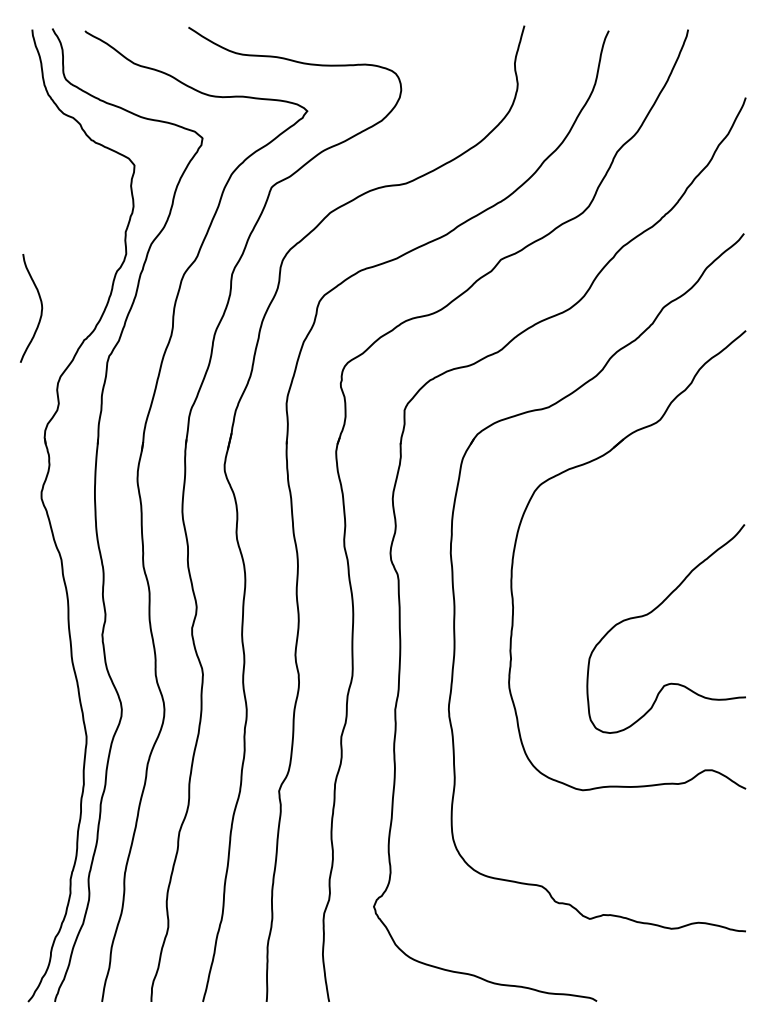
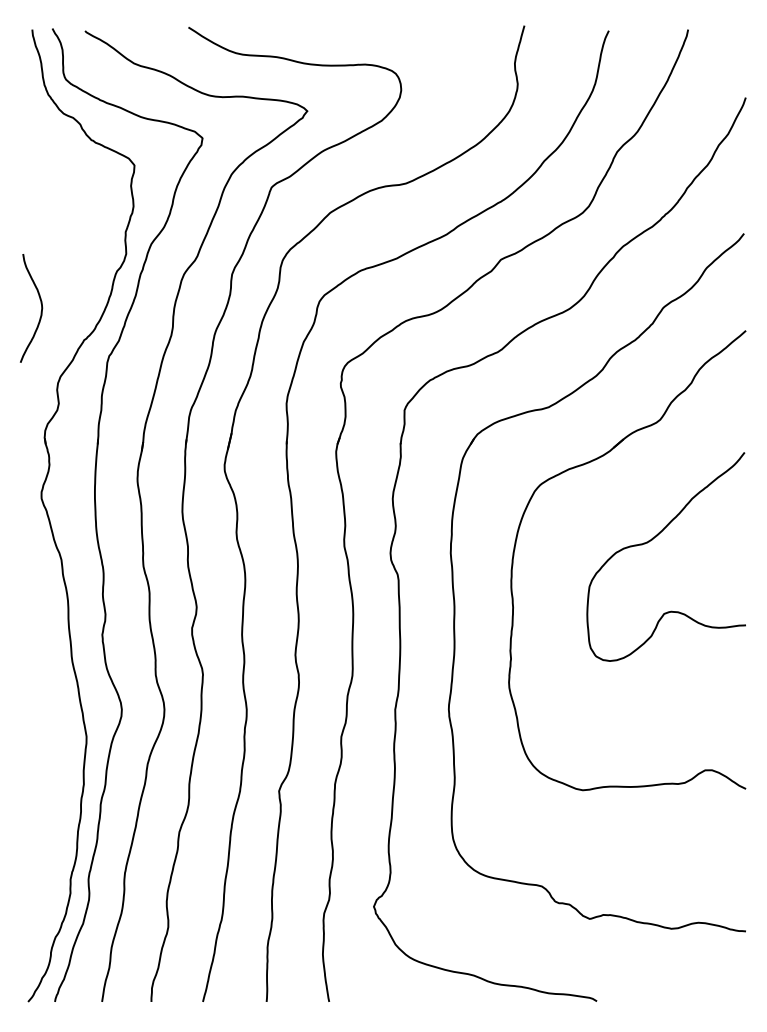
curve position: (652, 612) -> (652, 540) (652, 540)
